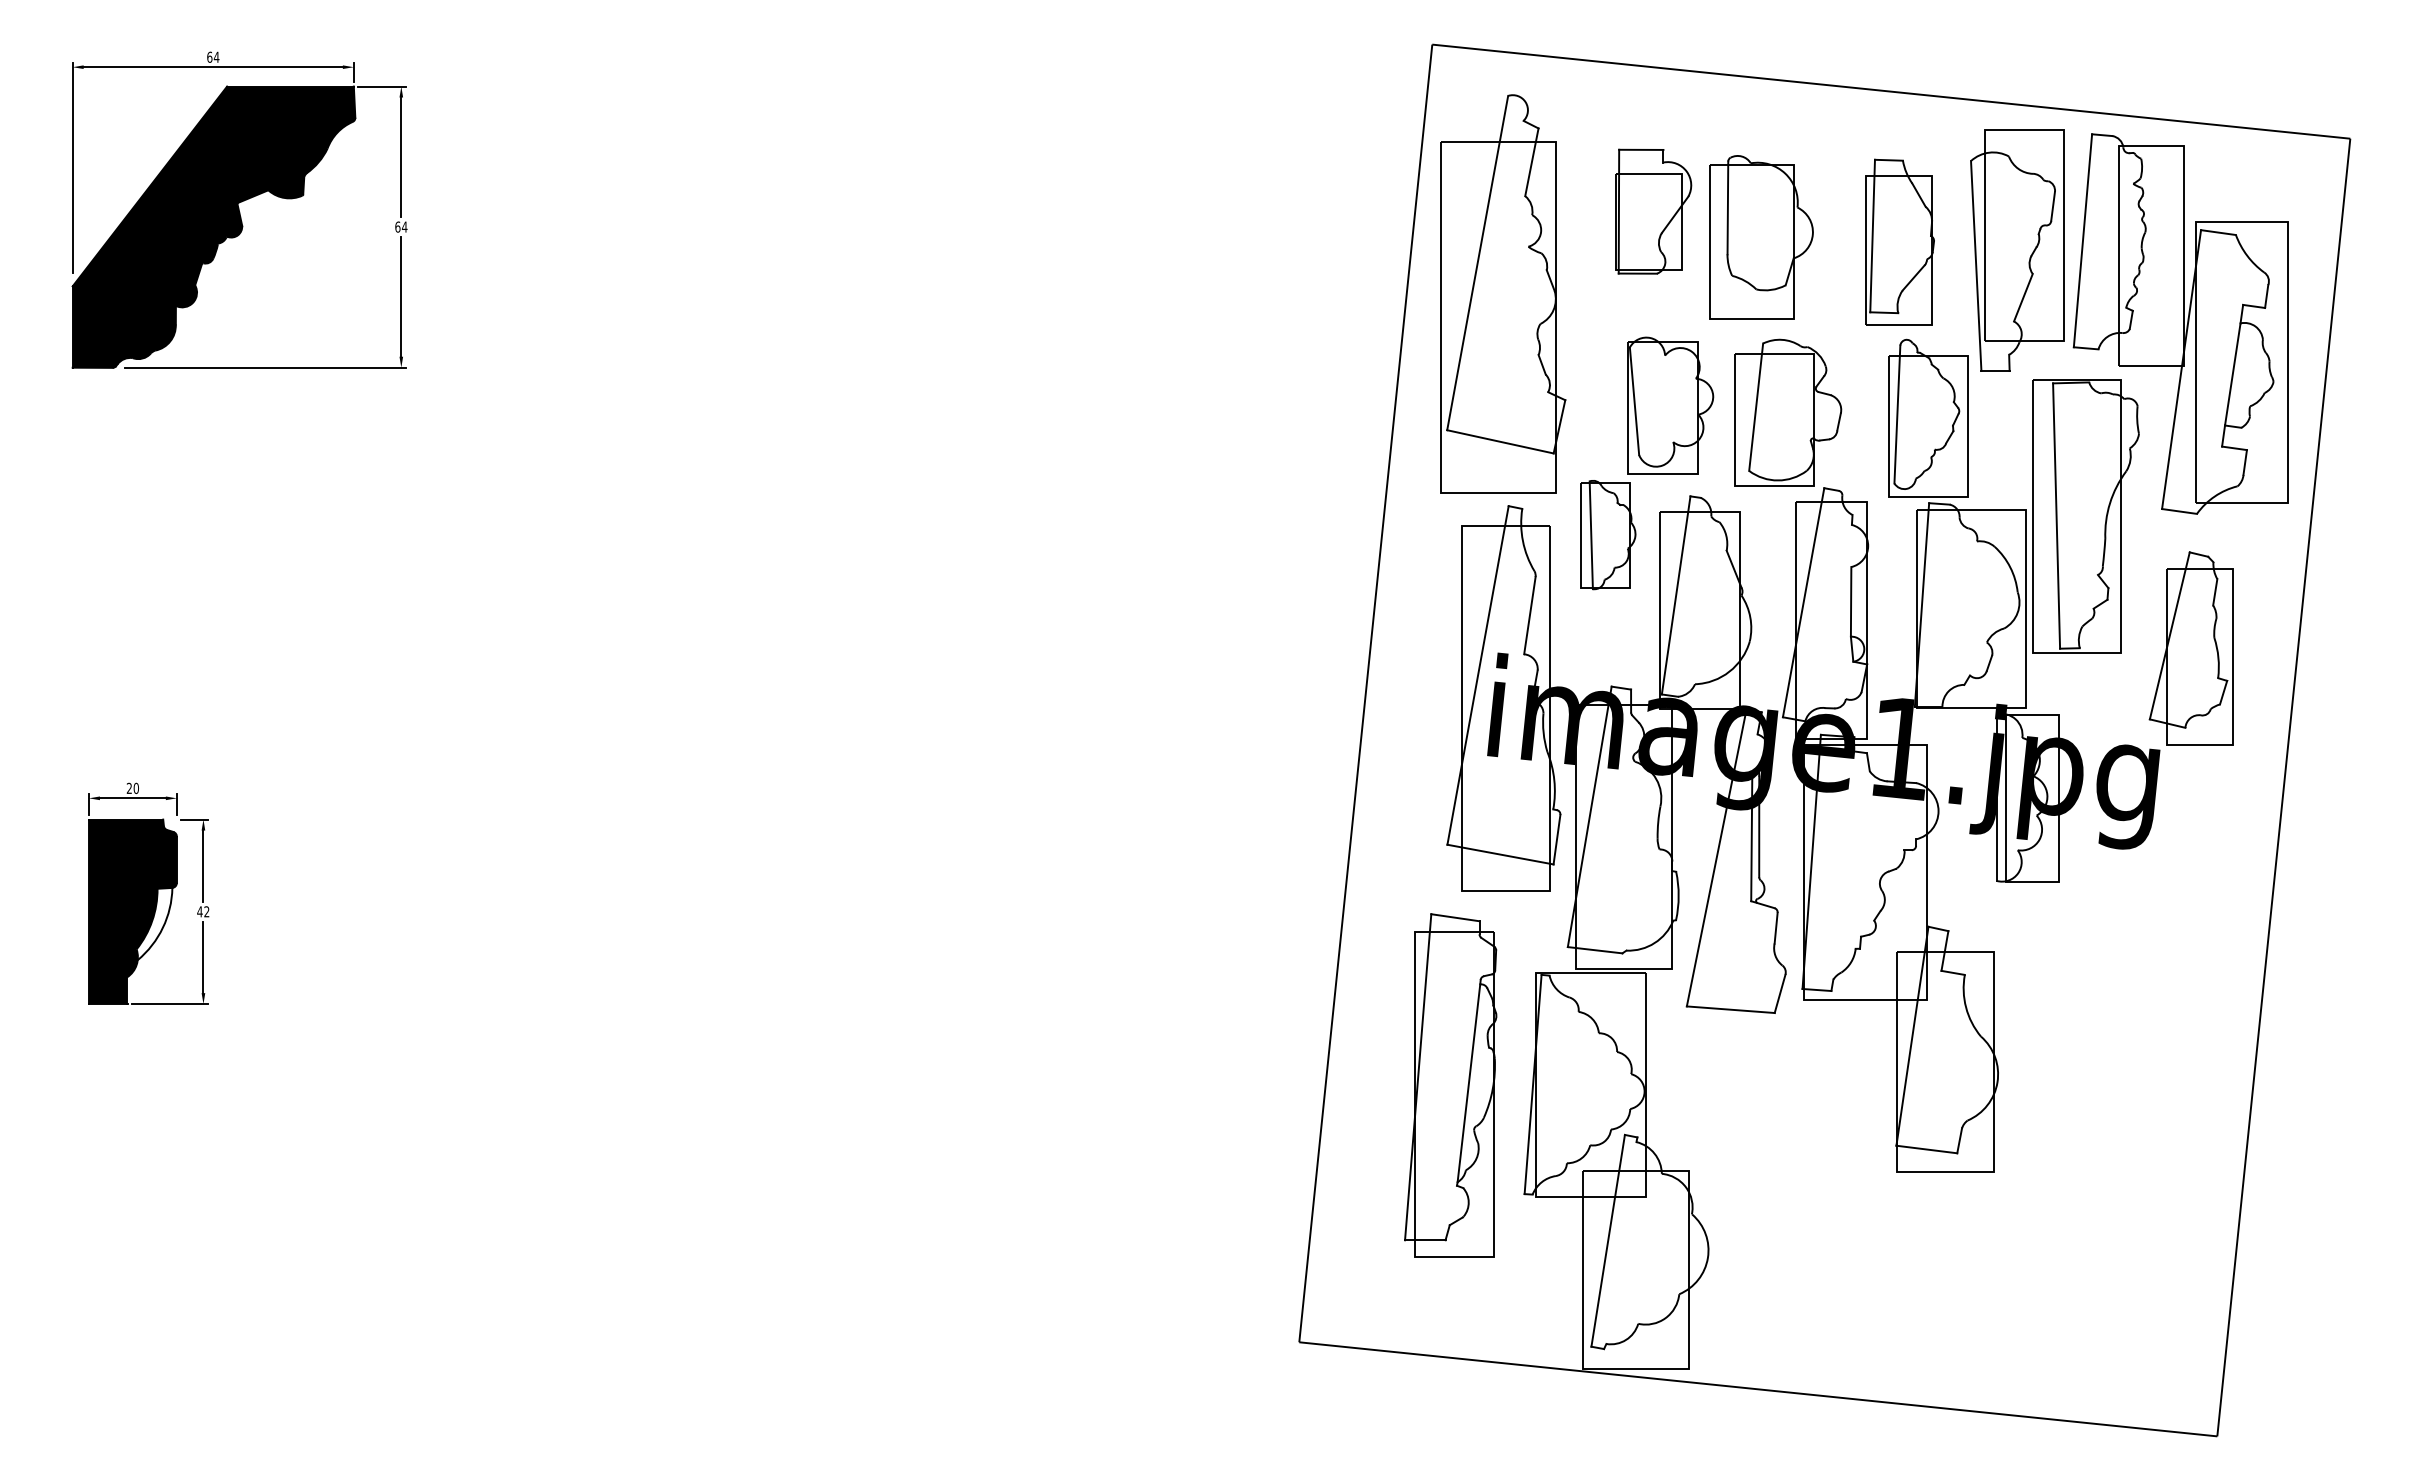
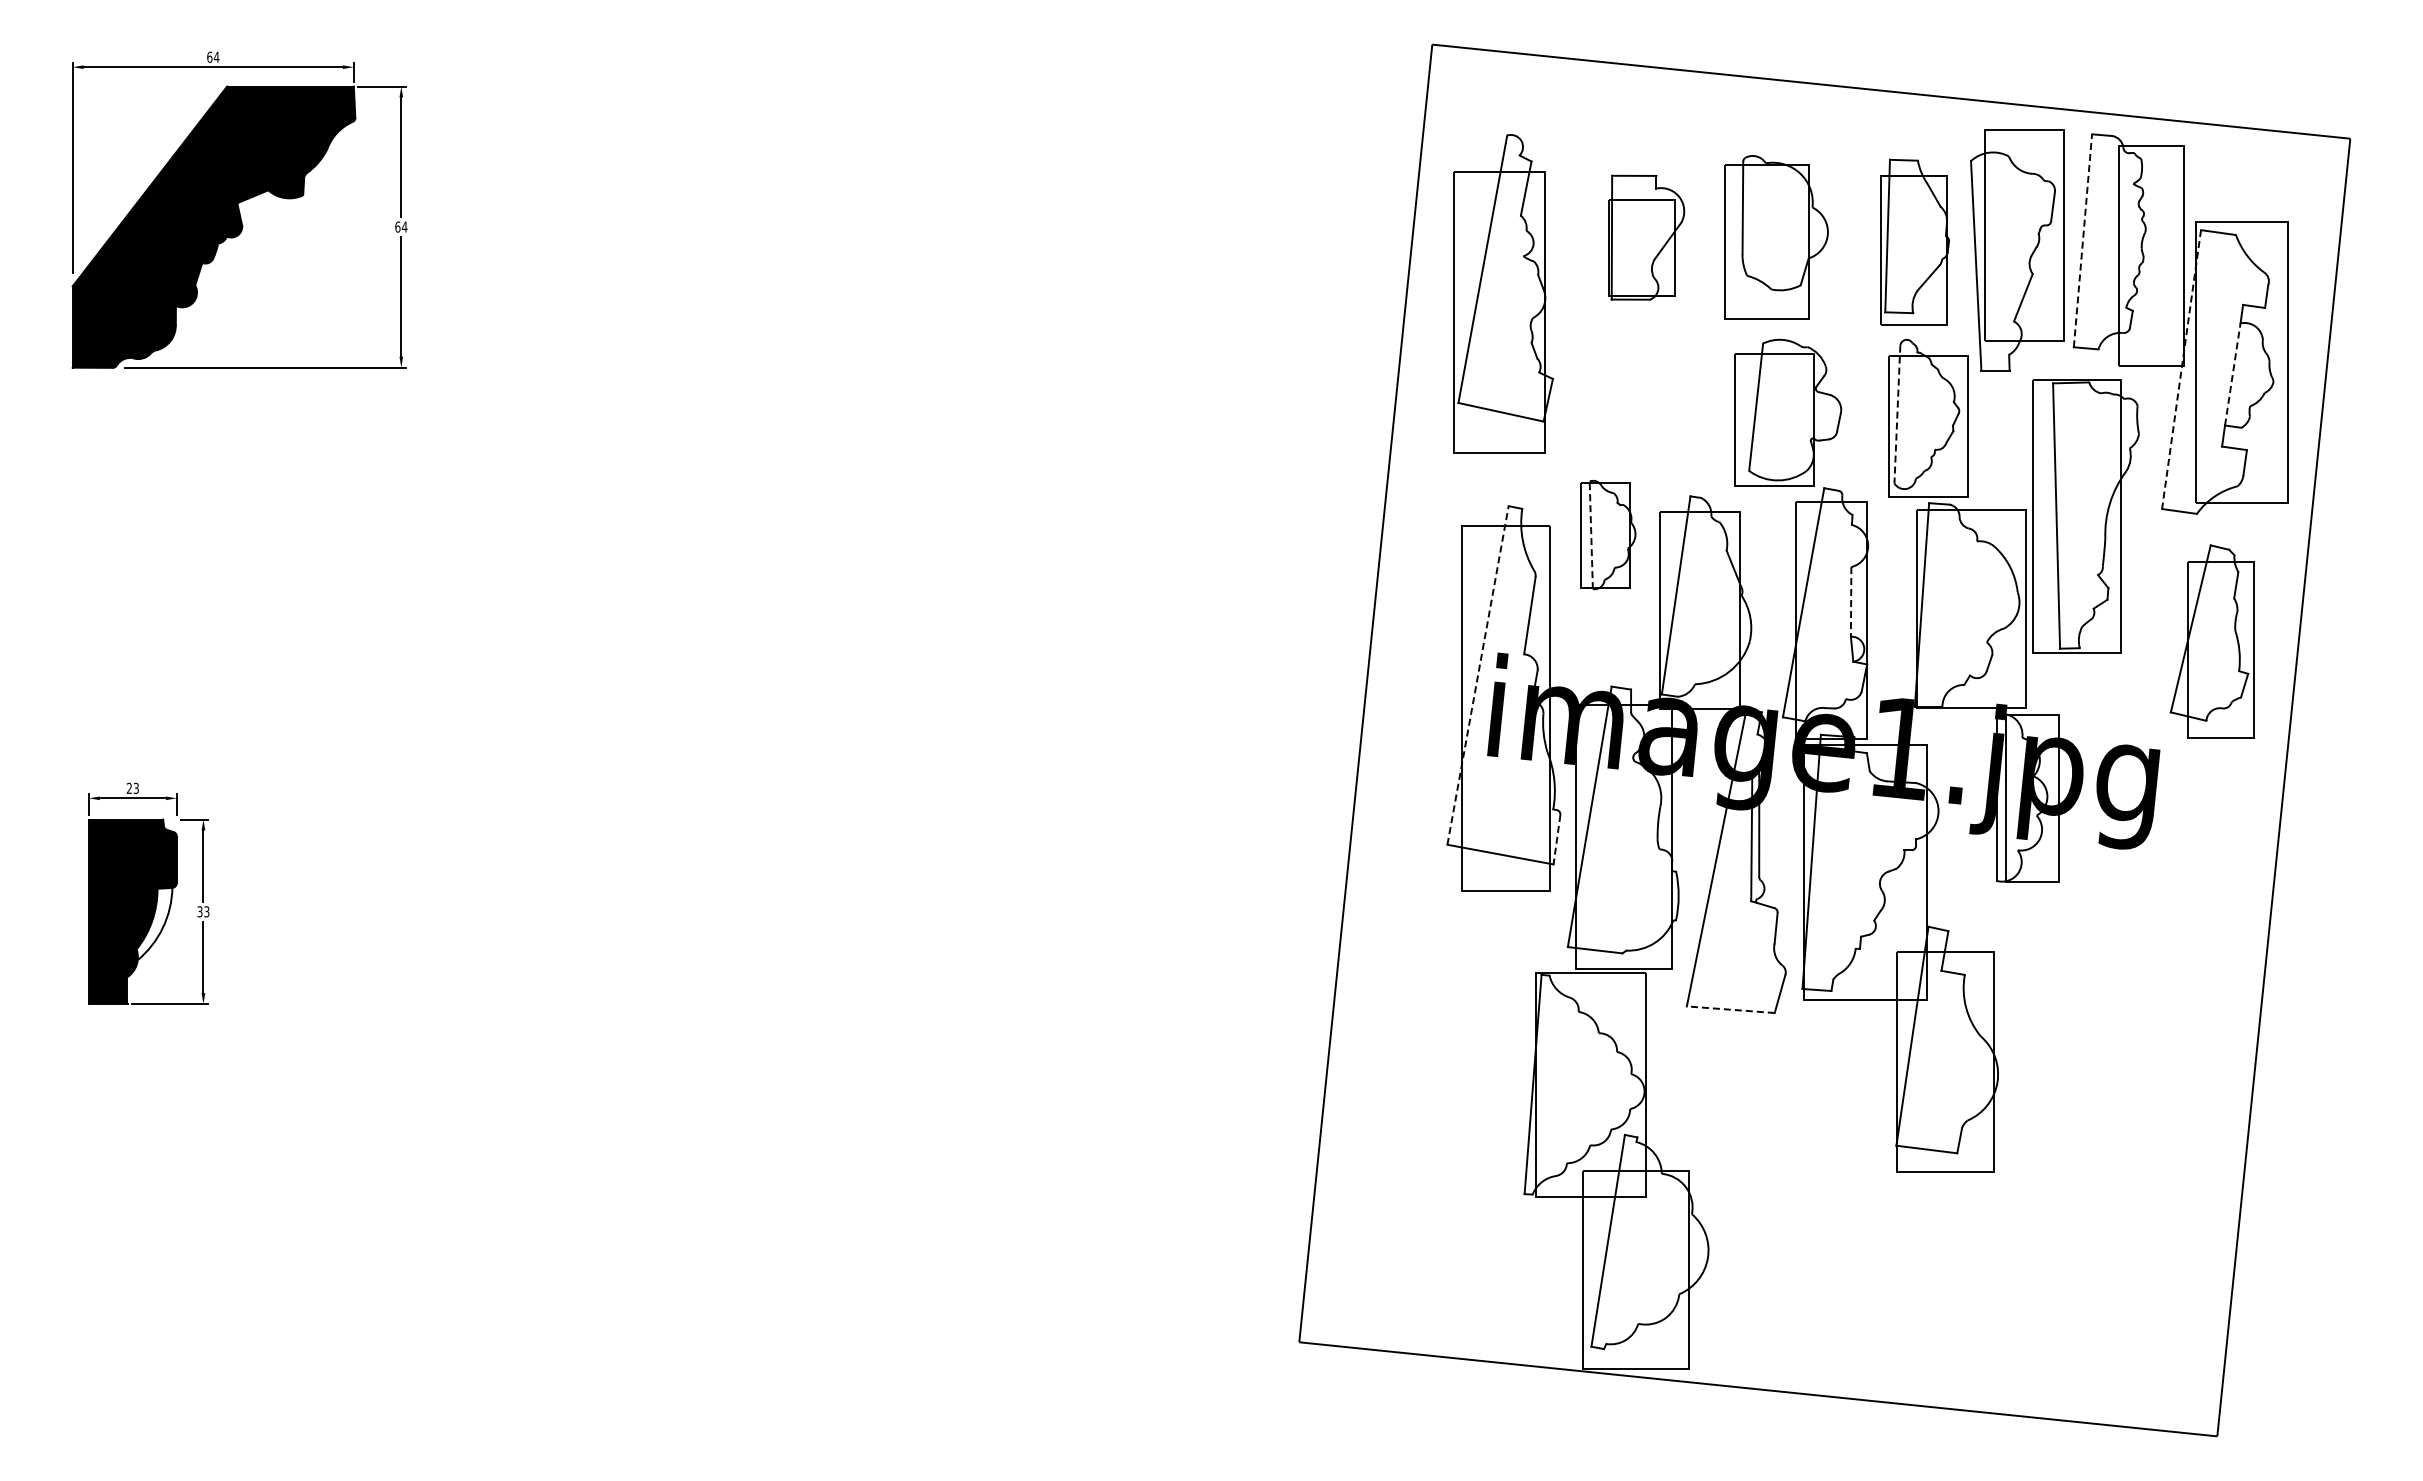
part position: (1653, 211) -> (1646, 237) (1646, 237)
part position: (1761, 237) -> (1776, 237) (1776, 237)
line: solid -> dashed (2082, 240)
part position: (1899, 241) -> (1914, 241) (1914, 241)
part size: 127x400 px -> 101x320 px (1503, 293)
line: solid -> dashed (2181, 369)
line: solid -> dashed (2232, 374)
part: present -> none (1670, 405)
line: solid -> dashed (1897, 414)
line: solid -> dashed (1591, 535)
line: solid -> dashed (1851, 601)
part position: (2190, 648) -> (2211, 641) (2211, 641)
line: solid -> dashed (1478, 674)
text: 20 -> 23 (135, 787)
line: solid -> dashed (1556, 839)
text: 42 -> 33 (203, 911)
line: solid -> dashed (1730, 1009)
part: present -> none (1450, 1085)
